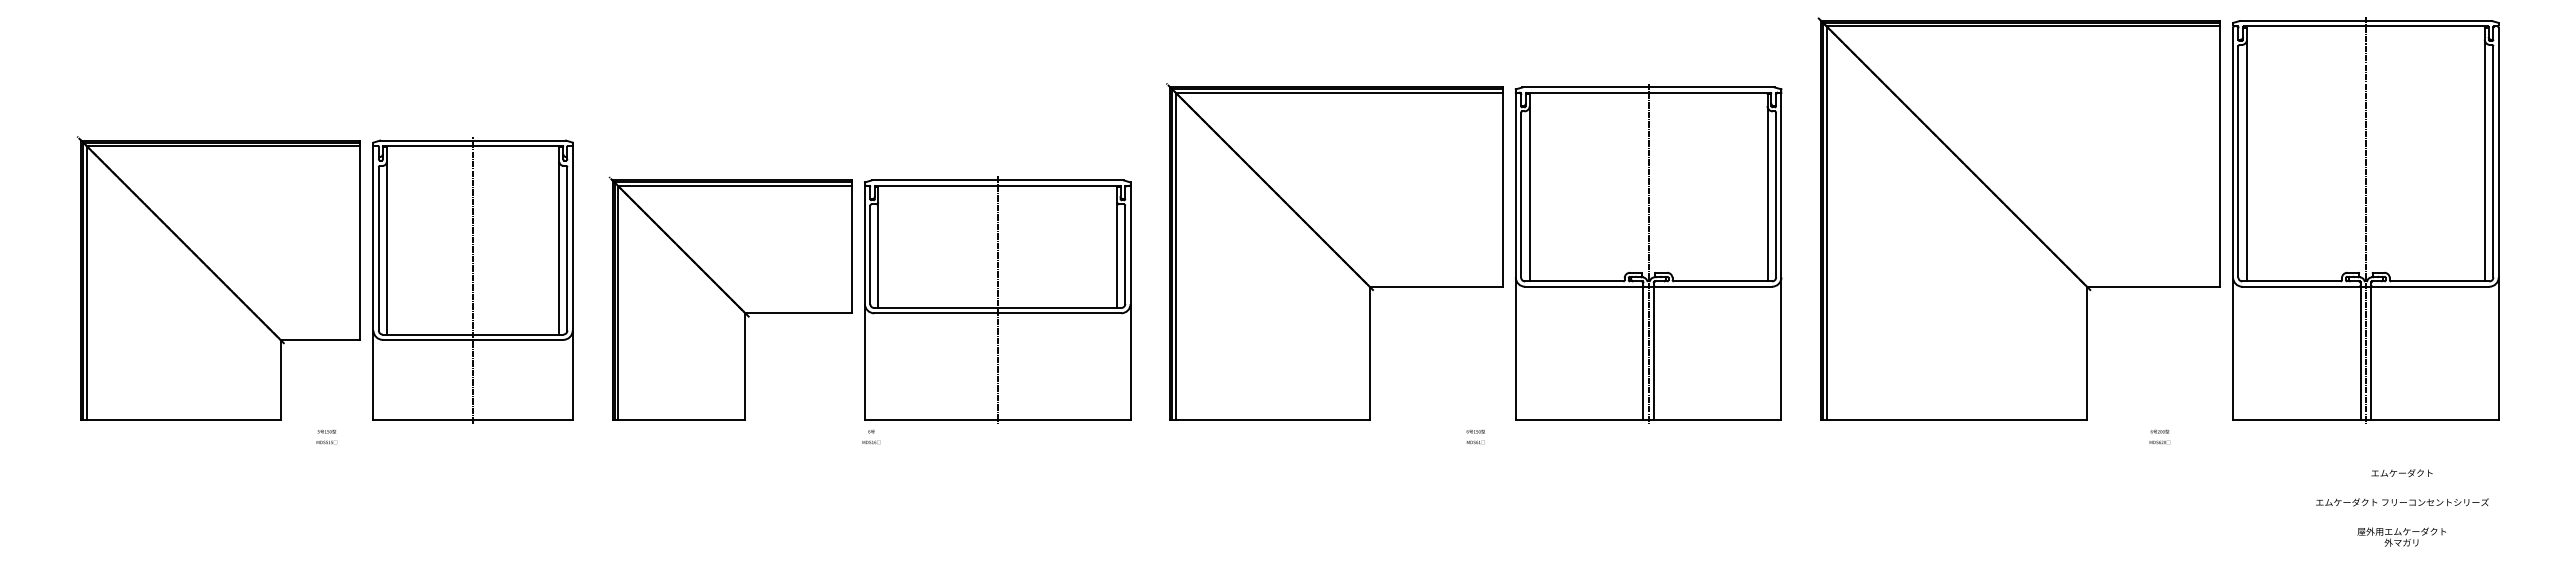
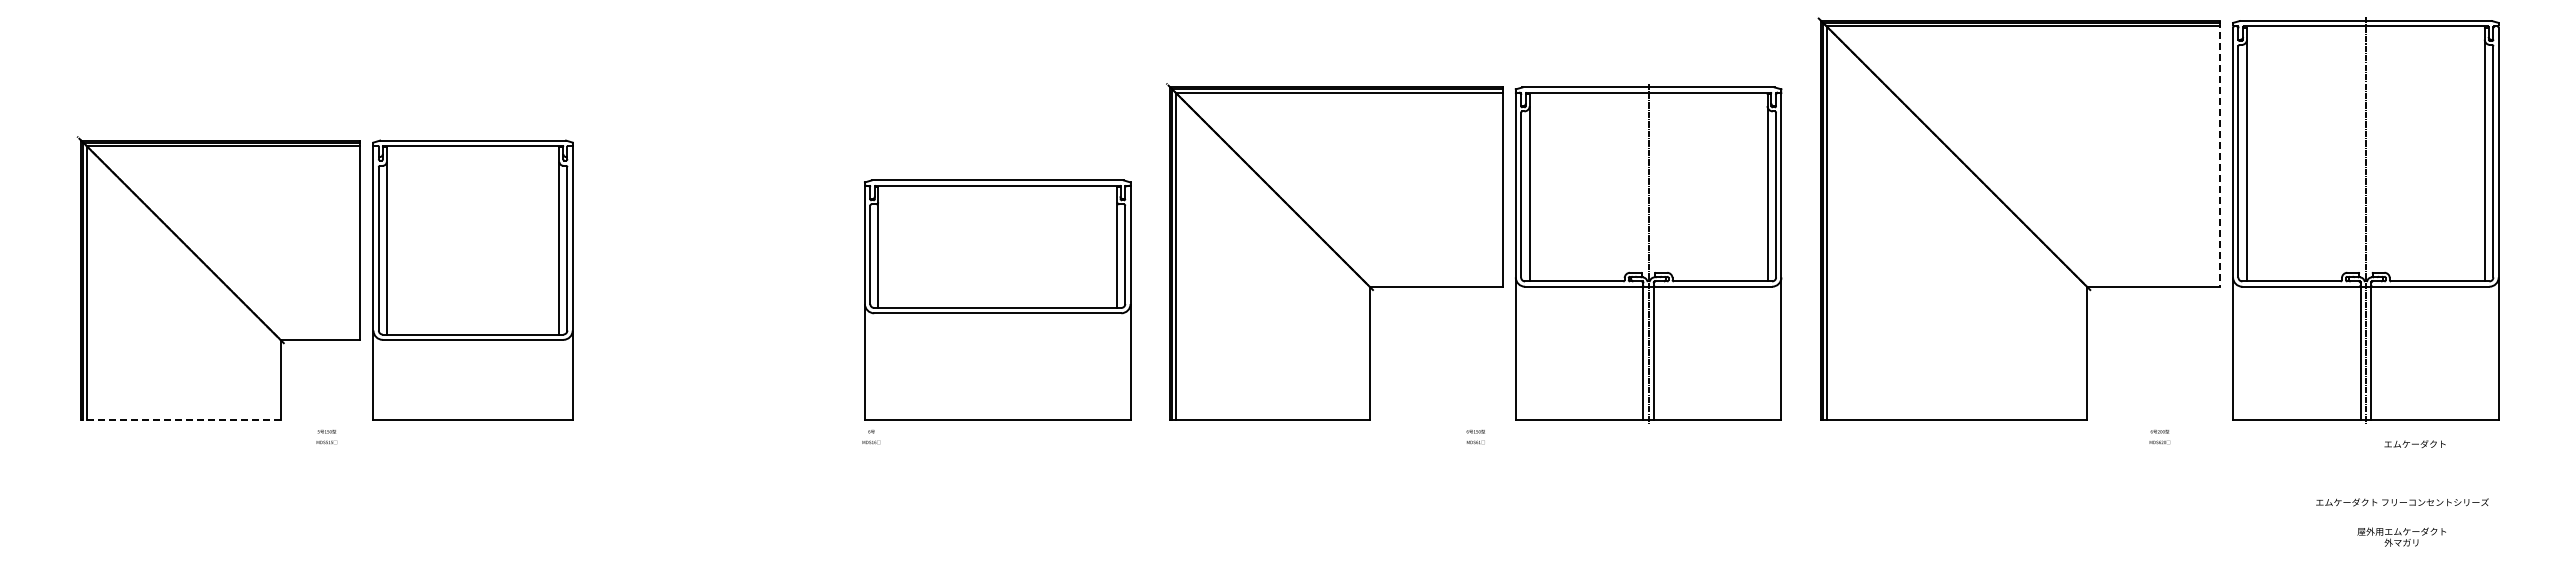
line: solid -> dashed (2219, 153)
line: present -> none (473, 279)
part: present -> none (730, 298)
line: present -> none (997, 299)
line: solid -> dashed (180, 419)
text position: (2401, 472) -> (2414, 443) (2414, 443)
